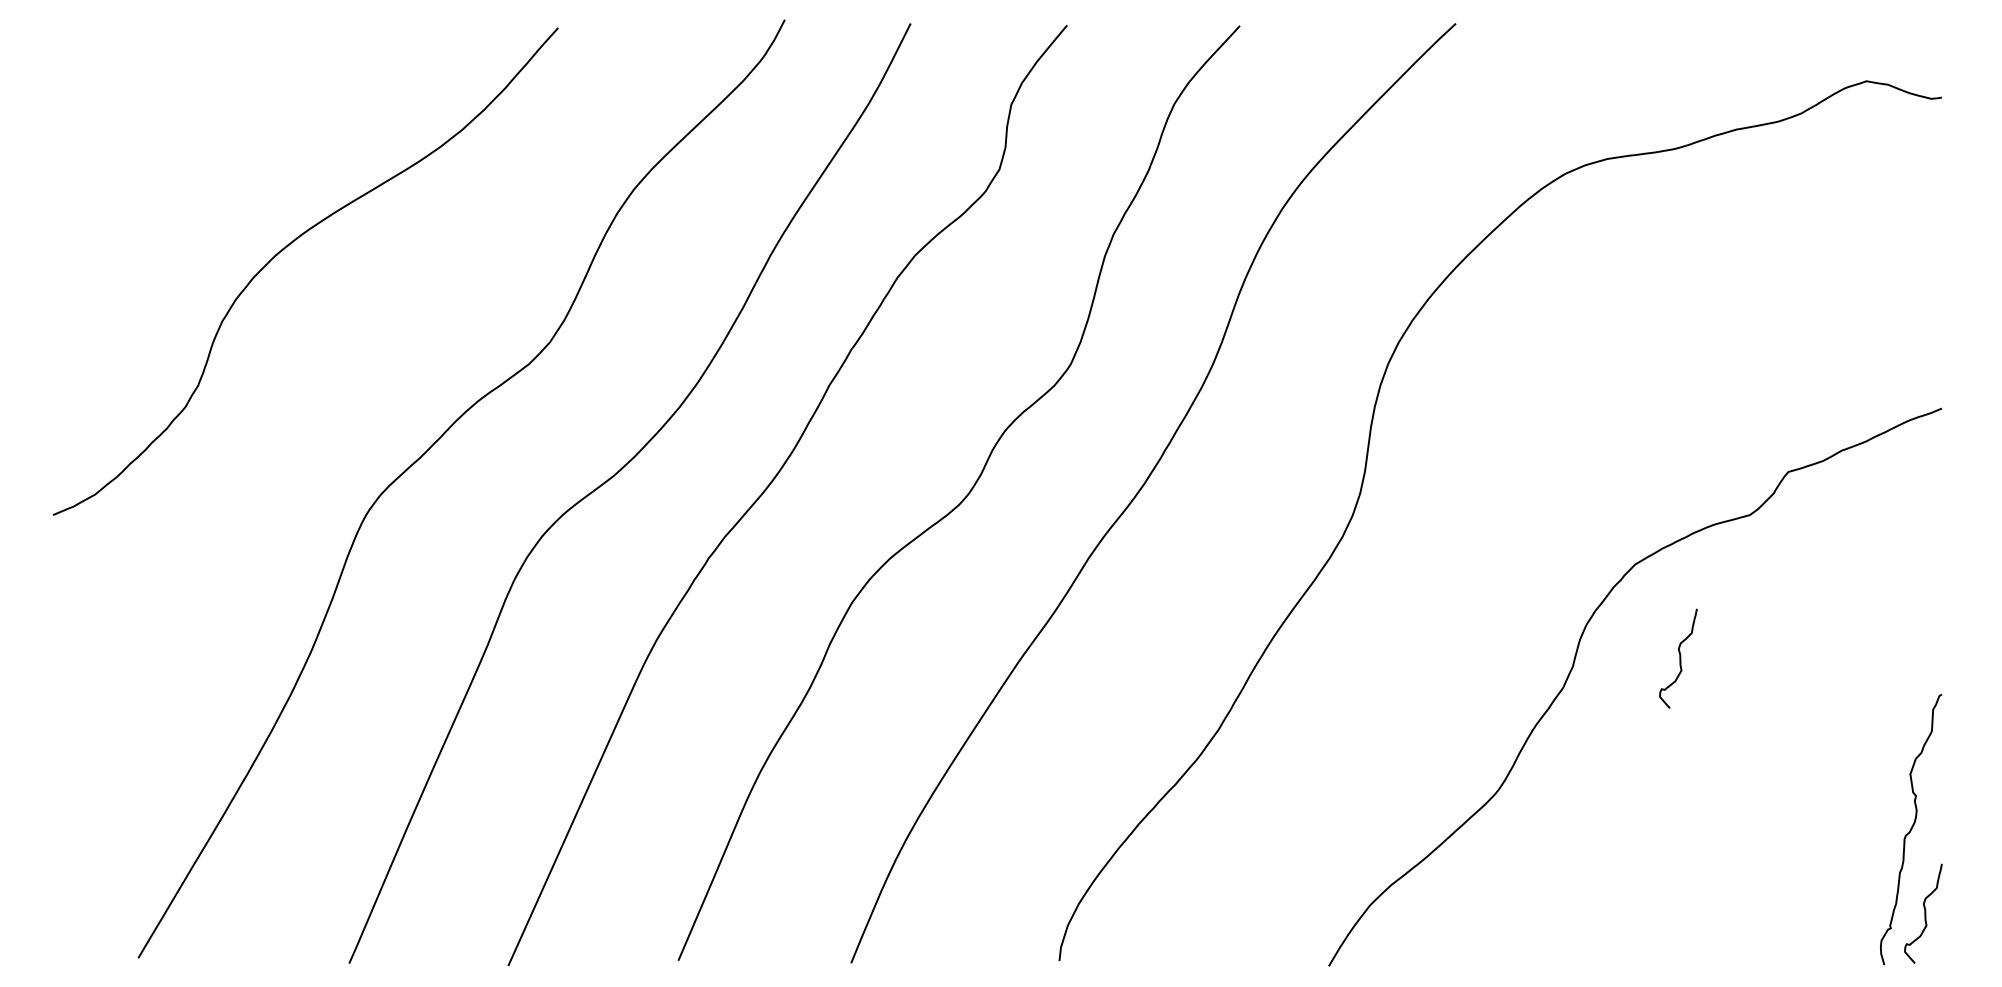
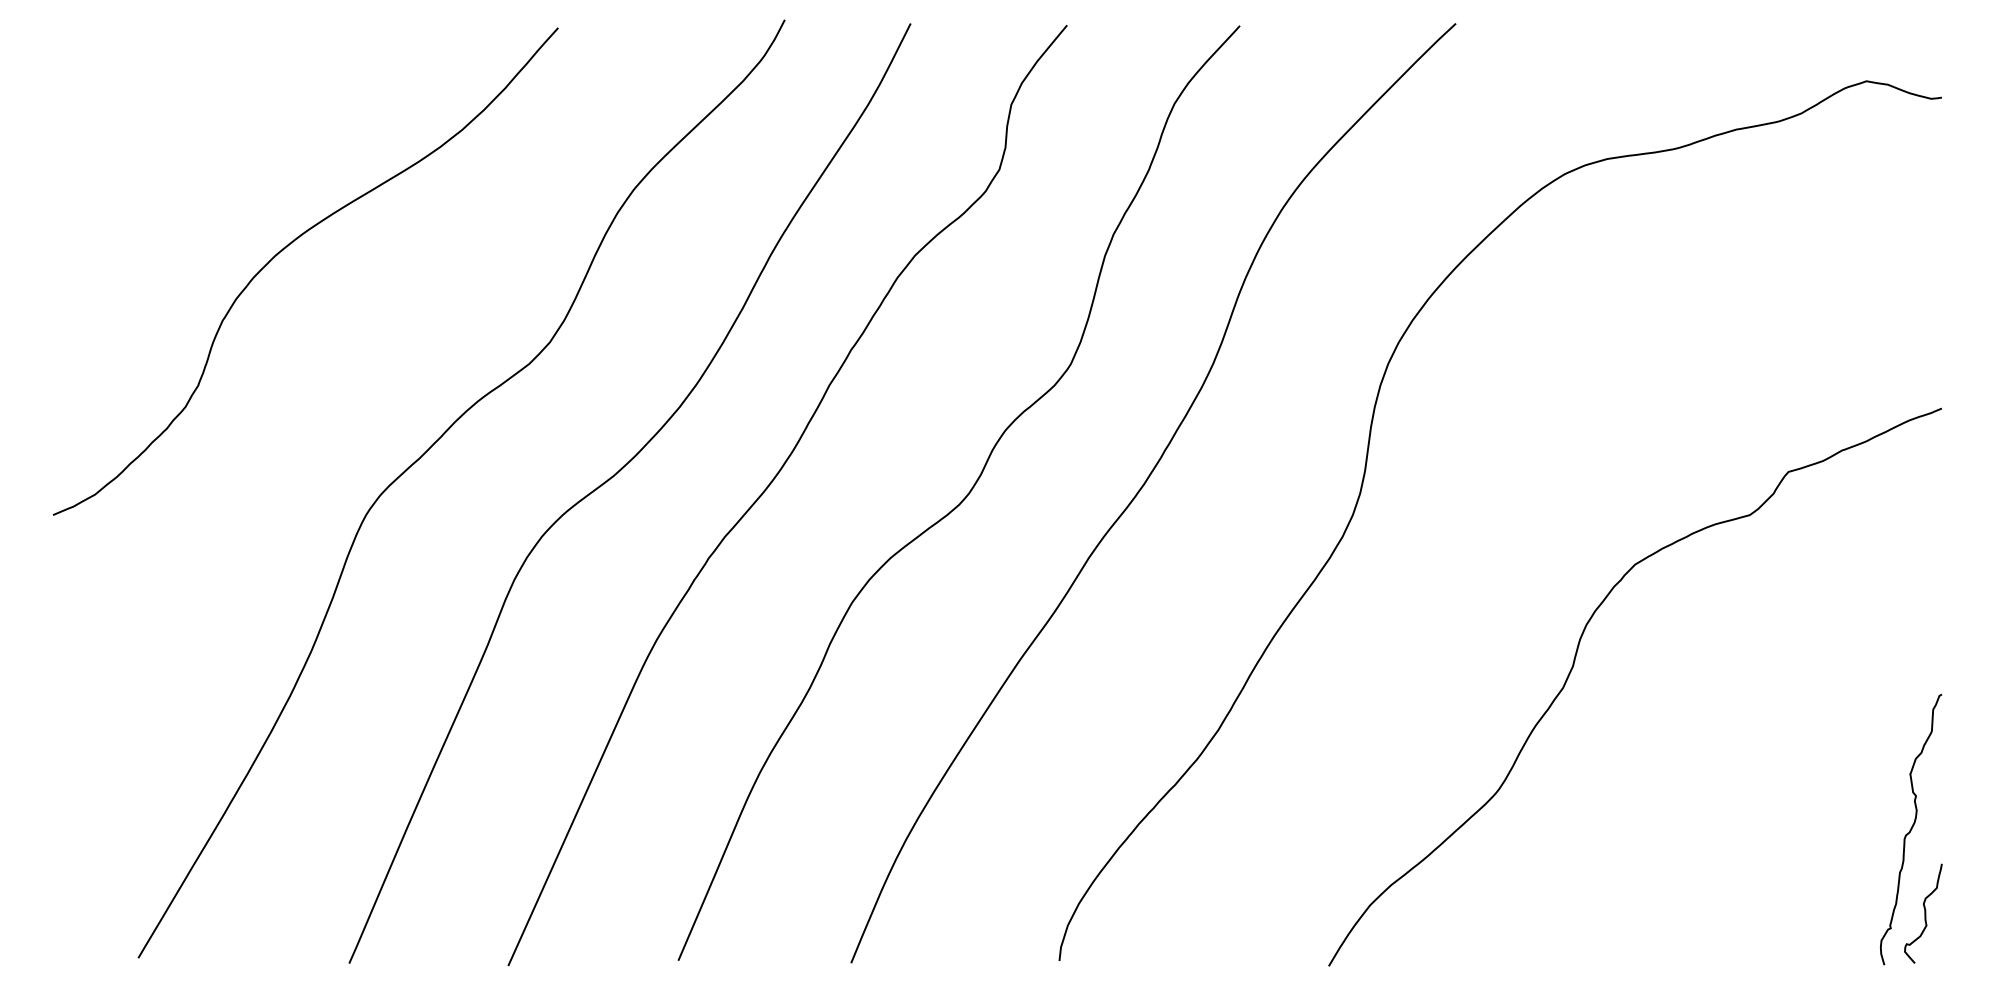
curve: present -> none (1679, 658)
